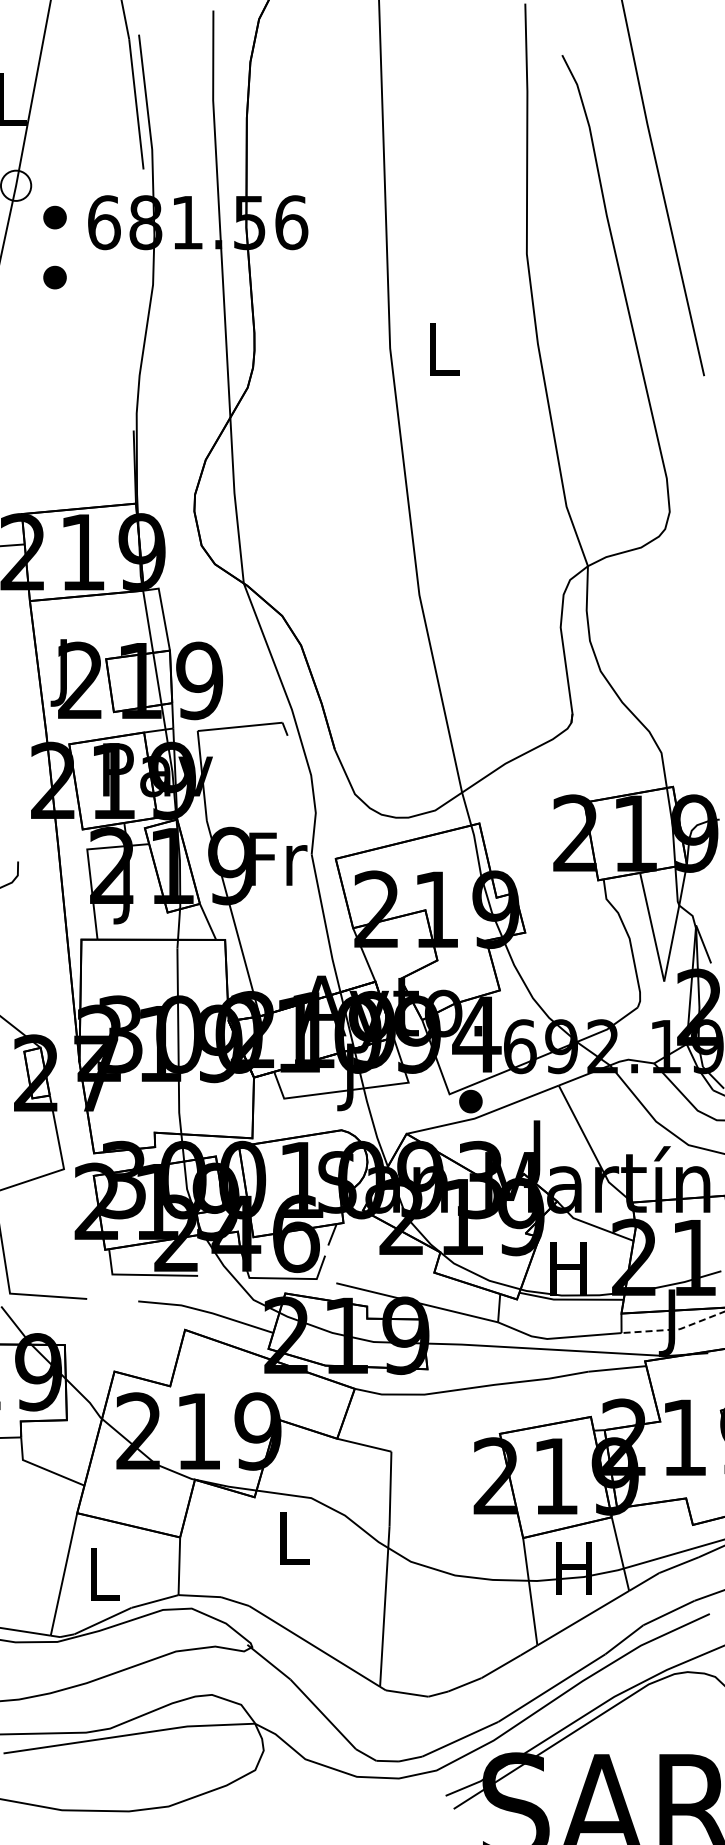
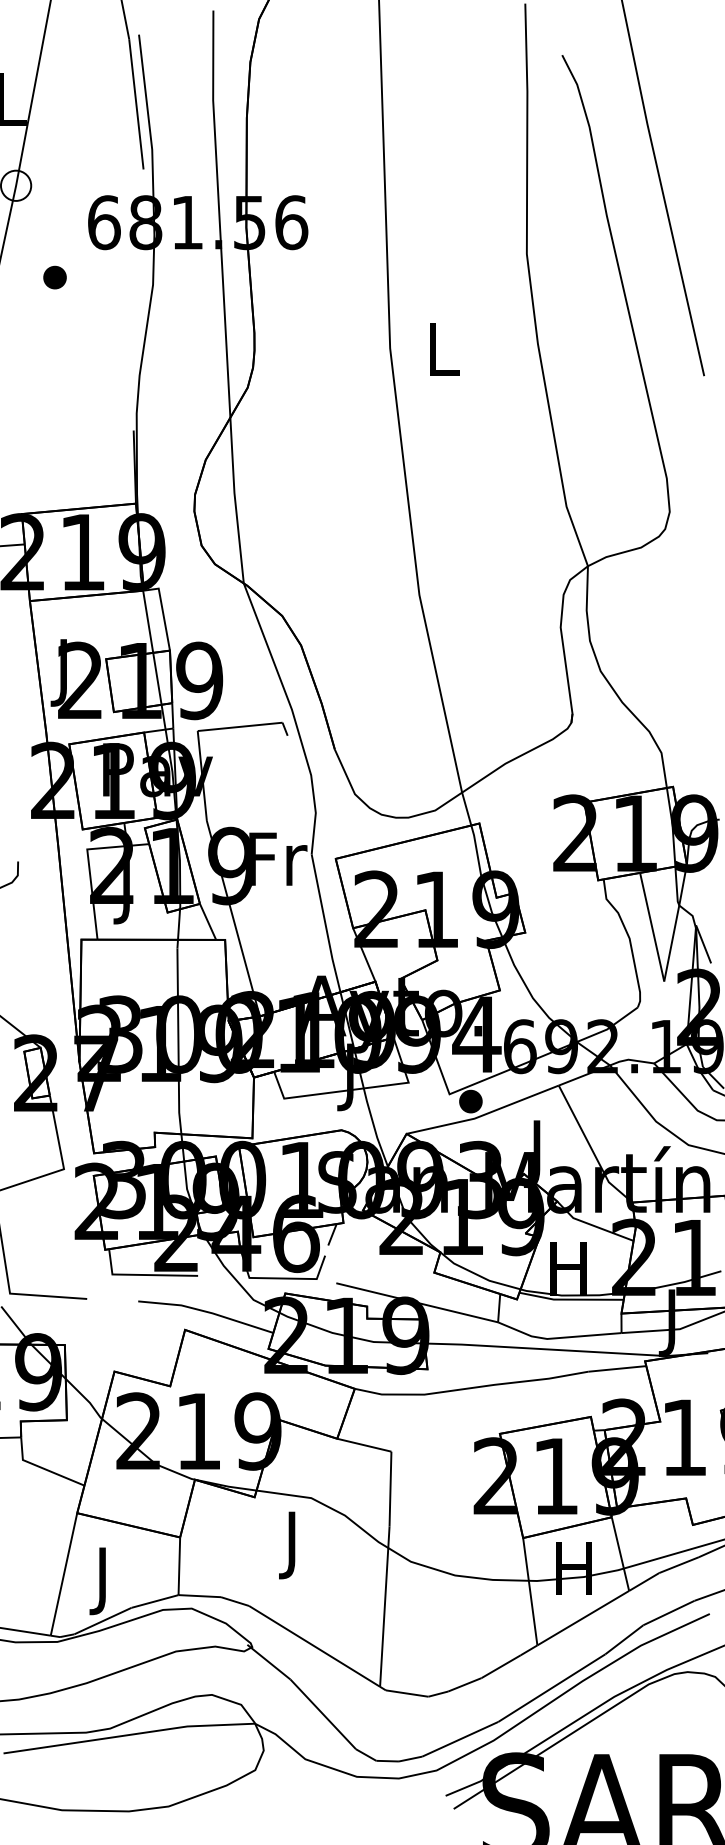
part: present -> none (54, 217)
line: dashed -> solid (674, 1329)
text: L -> J (294, 1545)
text: L -> J (104, 1581)
